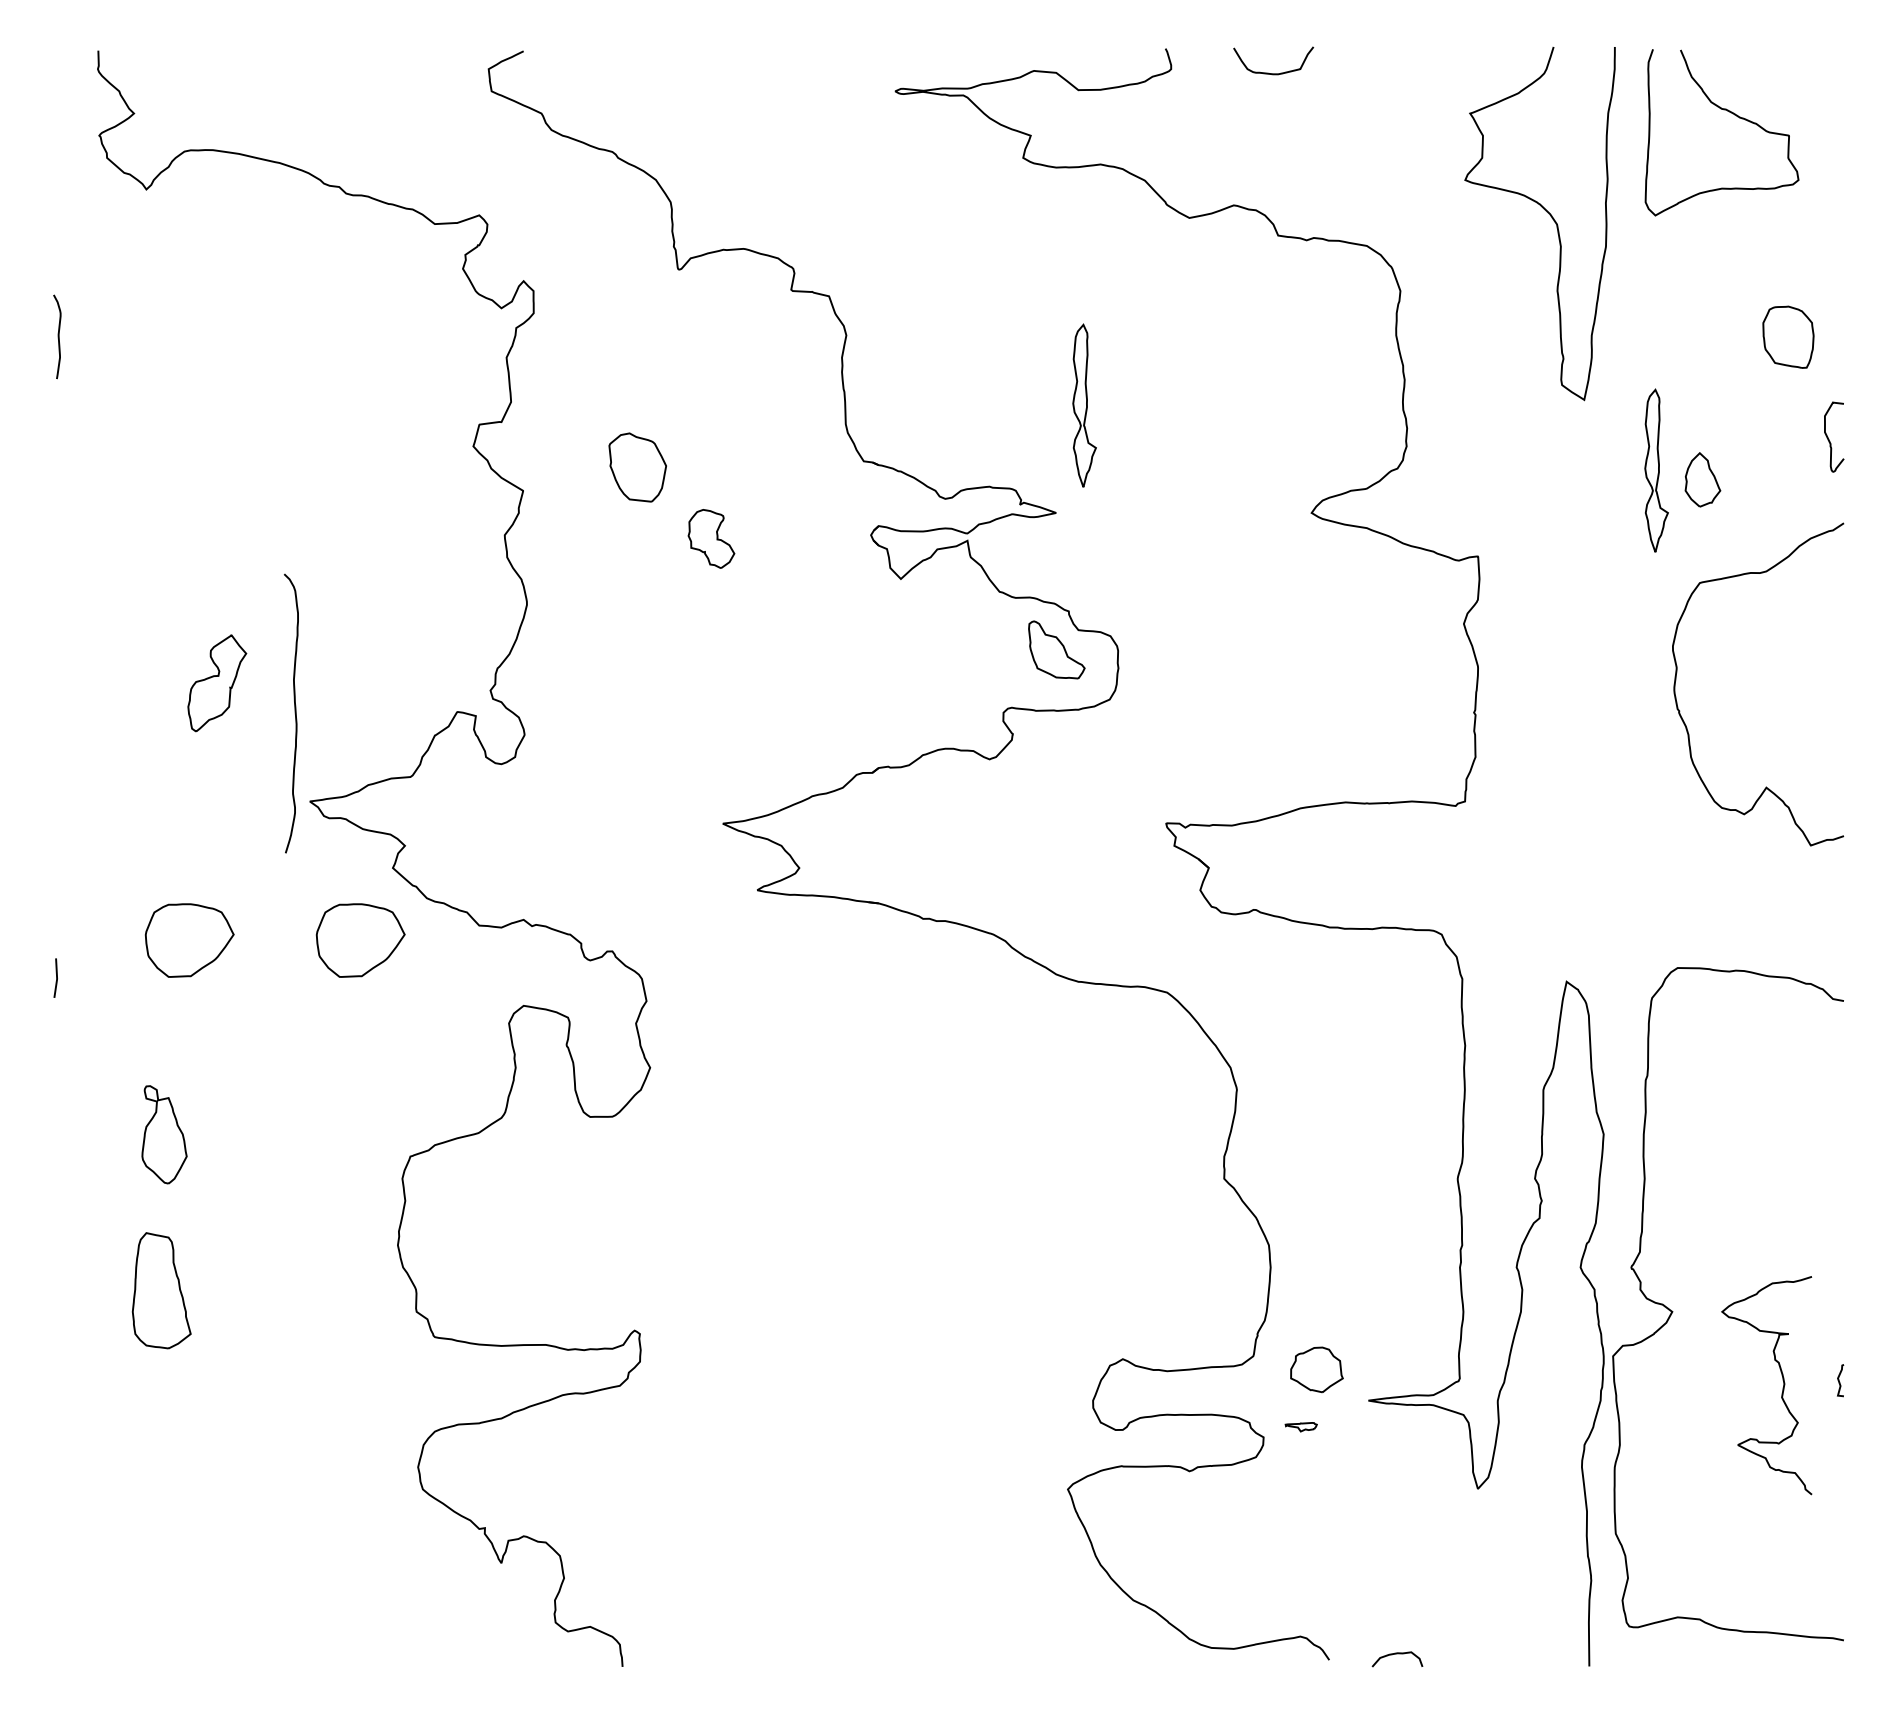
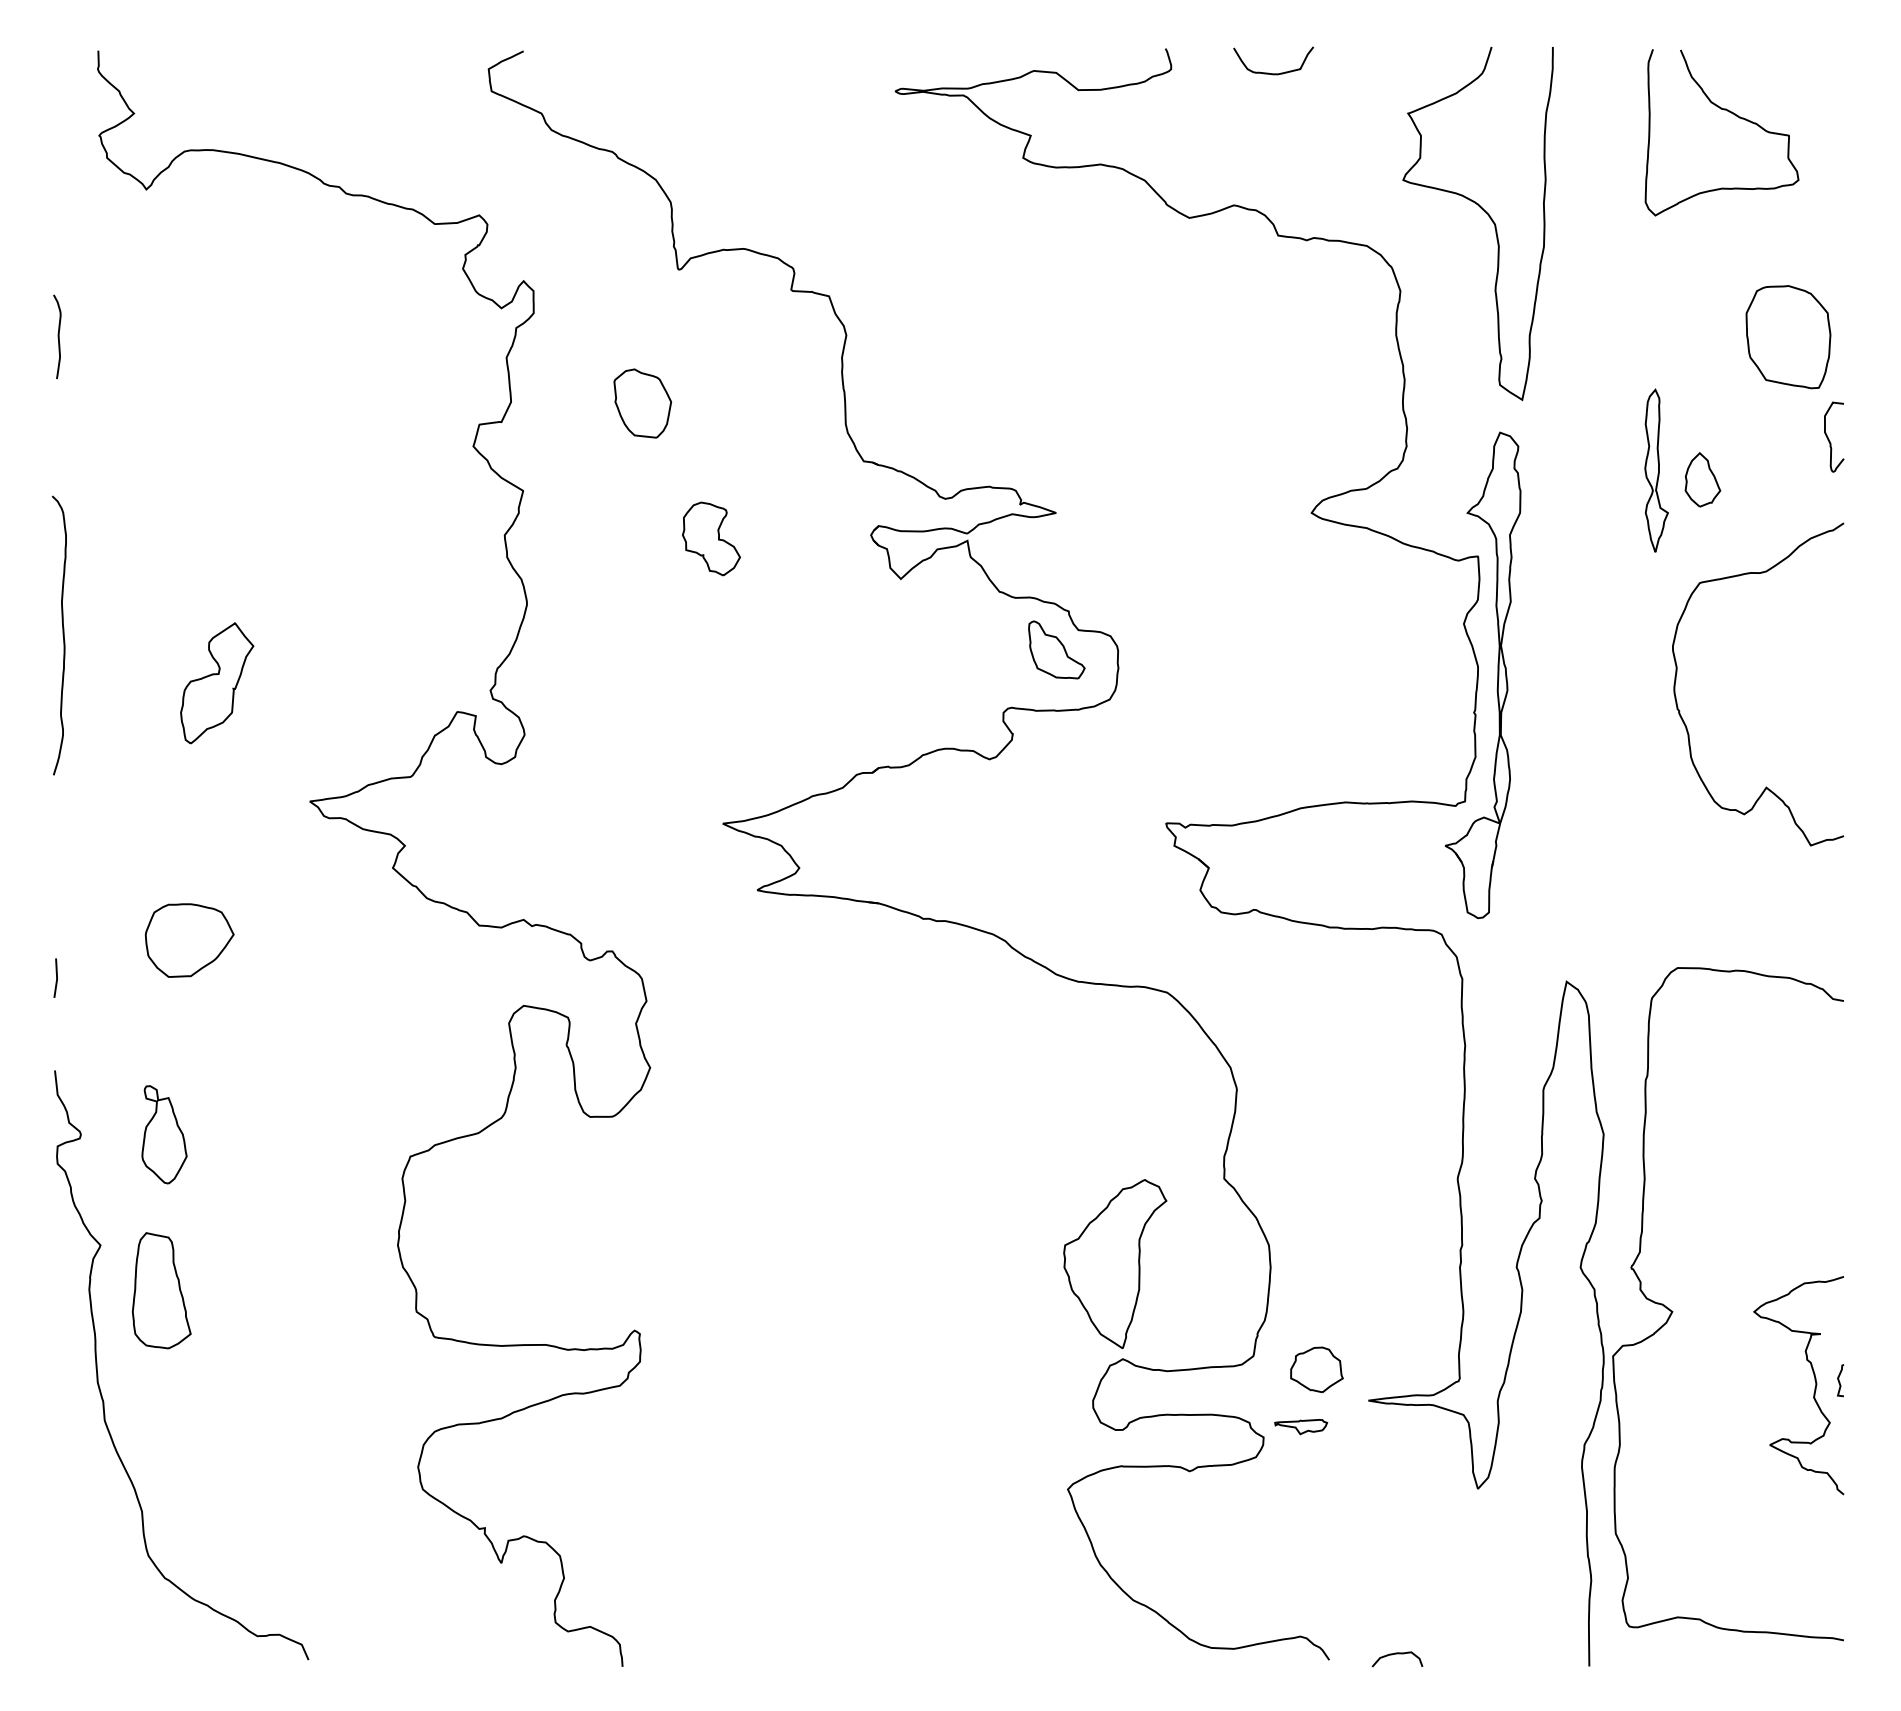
curve position: (1551, 218) -> (1489, 218) (1489, 218)
part size: 53x64 px -> 87x105 px (1788, 337)
part: present -> none (1084, 405)
part position: (637, 467) -> (642, 403) (642, 403)
part size: 49x60 px -> 59x76 px (711, 538)
part: none -> present (1497, 675)
part size: 61x99 px -> 75x123 px (217, 683)
curve position: (294, 713) -> (62, 635) (62, 635)
part: present -> none (360, 940)
part: none -> present (1115, 1263)
curve: none -> present (98, 1373)
curve position: (1782, 1387) -> (1814, 1387) (1814, 1387)
part size: 34x11 px -> 55x17 px (1301, 1427)
